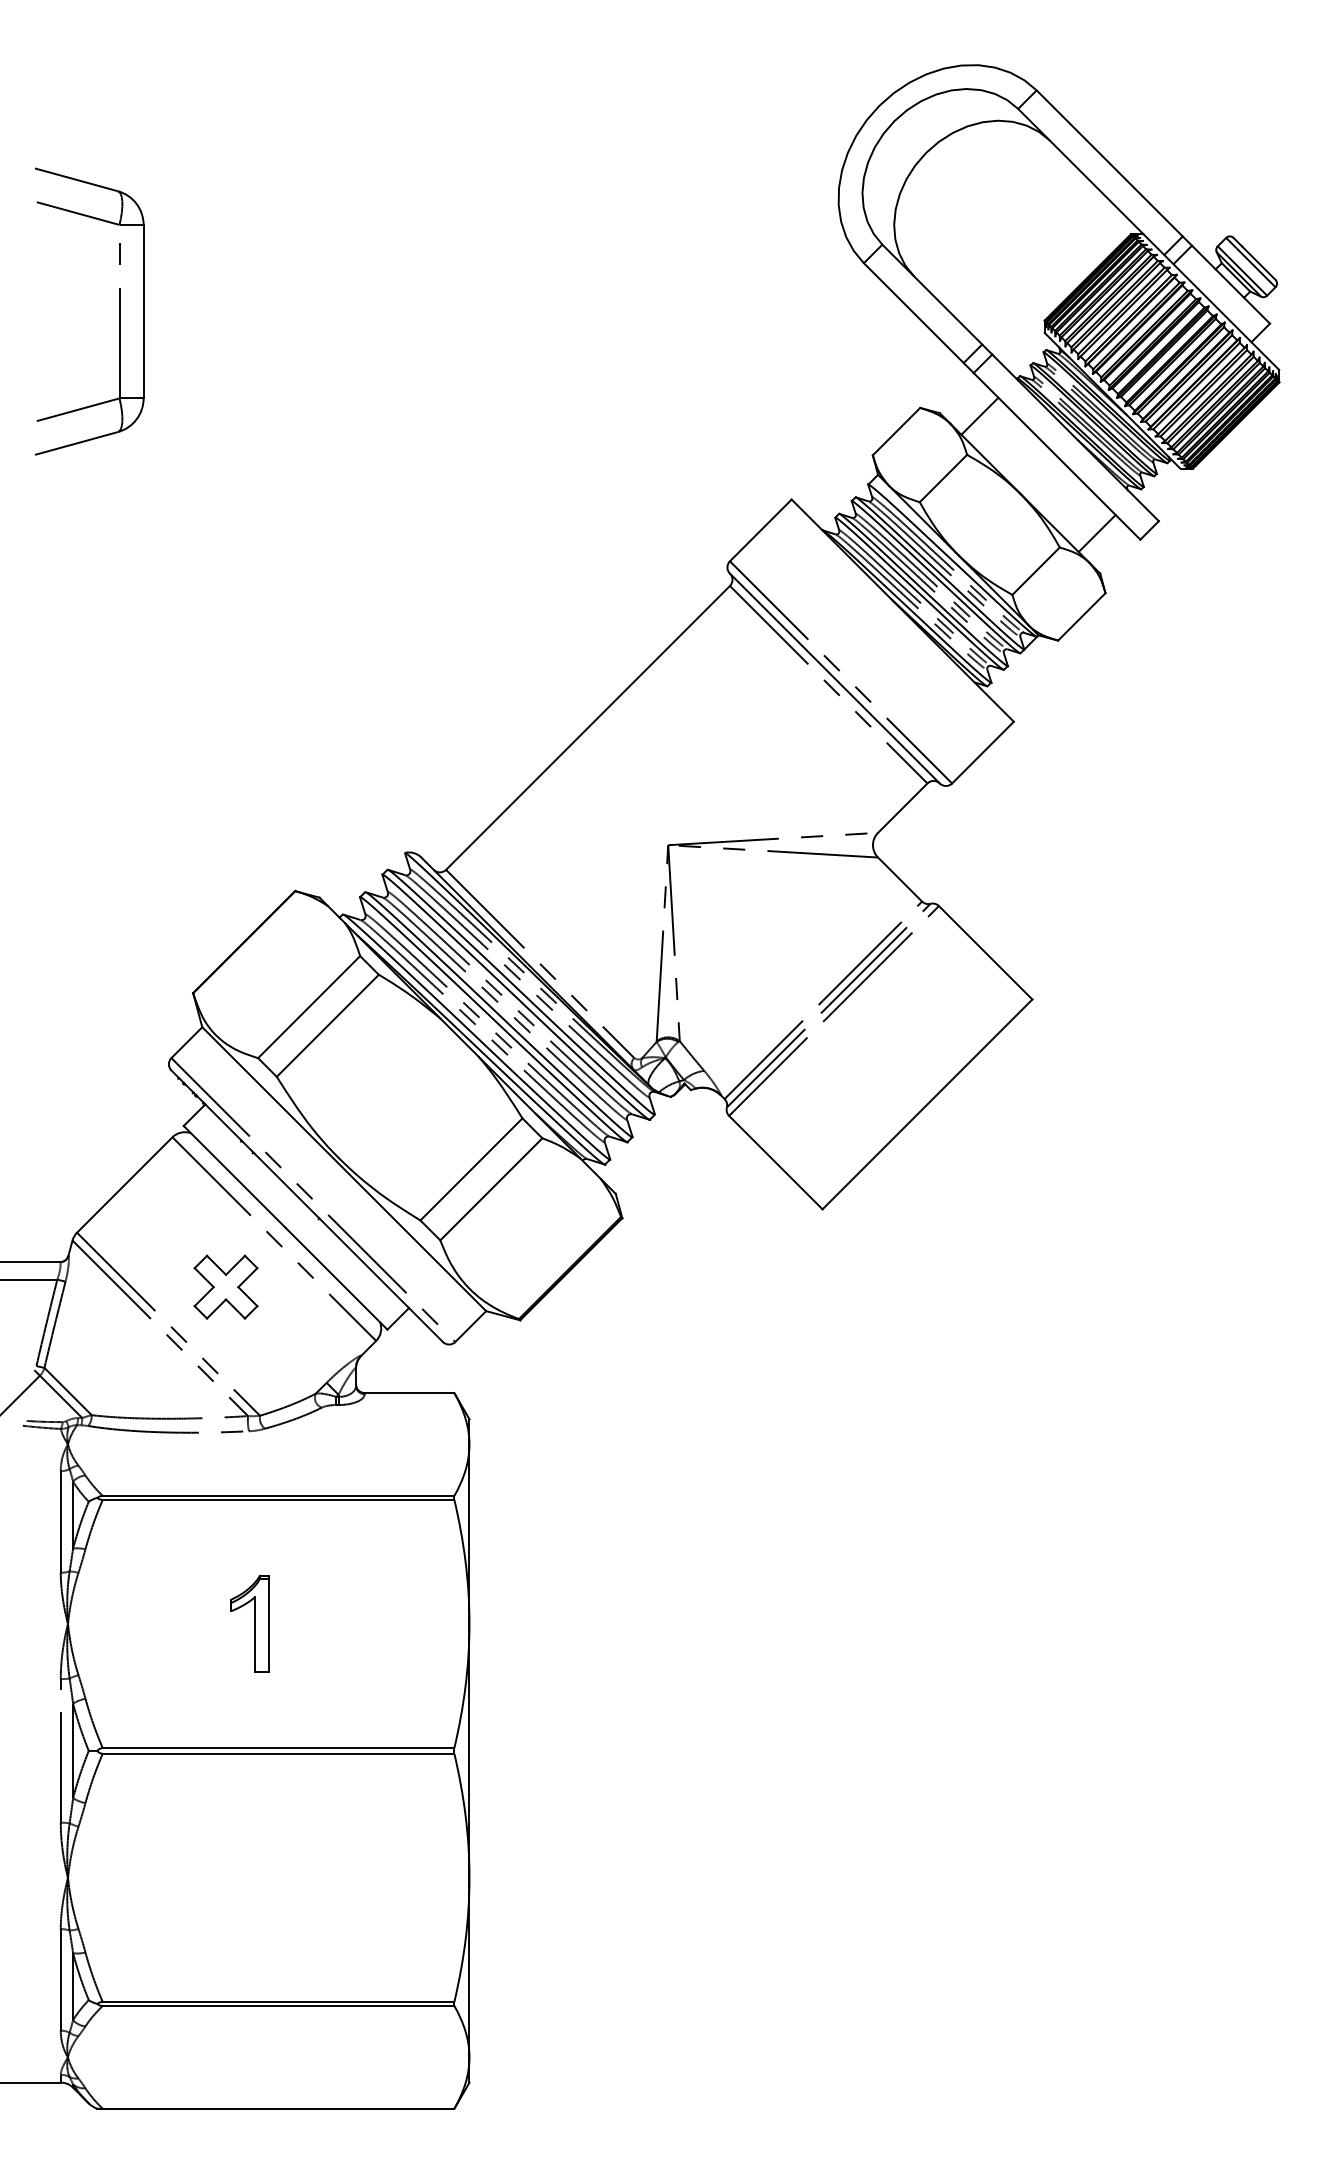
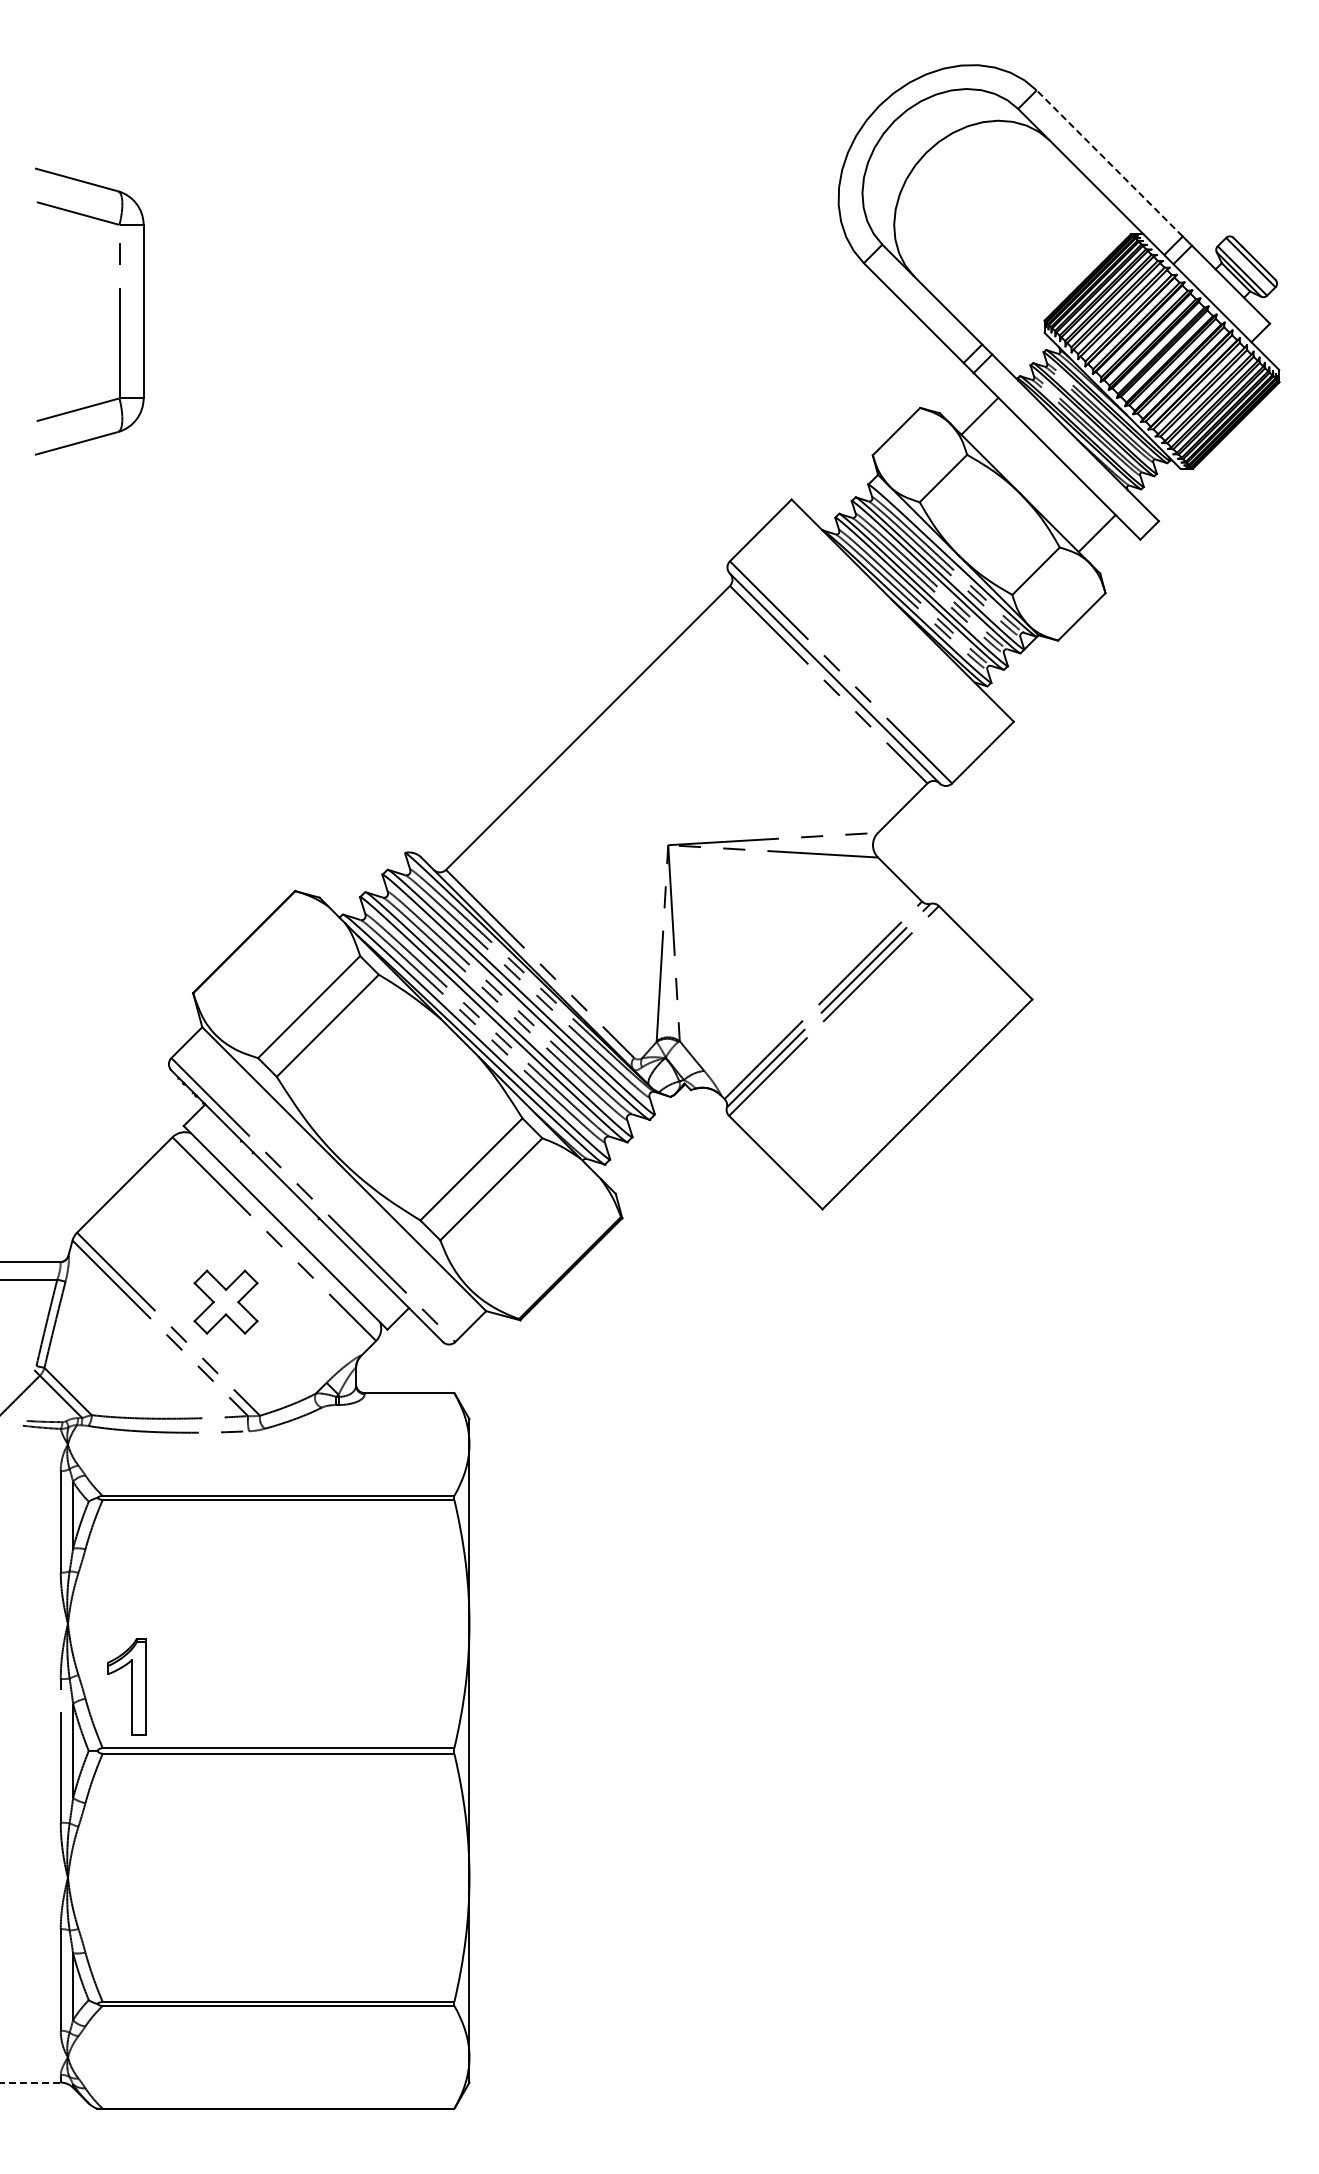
line: solid -> dashed (1109, 163)
part position: (225, 1286) -> (225, 1301) (225, 1301)
part position: (249, 1623) -> (126, 1686) (126, 1686)
line: solid -> dashed (30, 2082)
